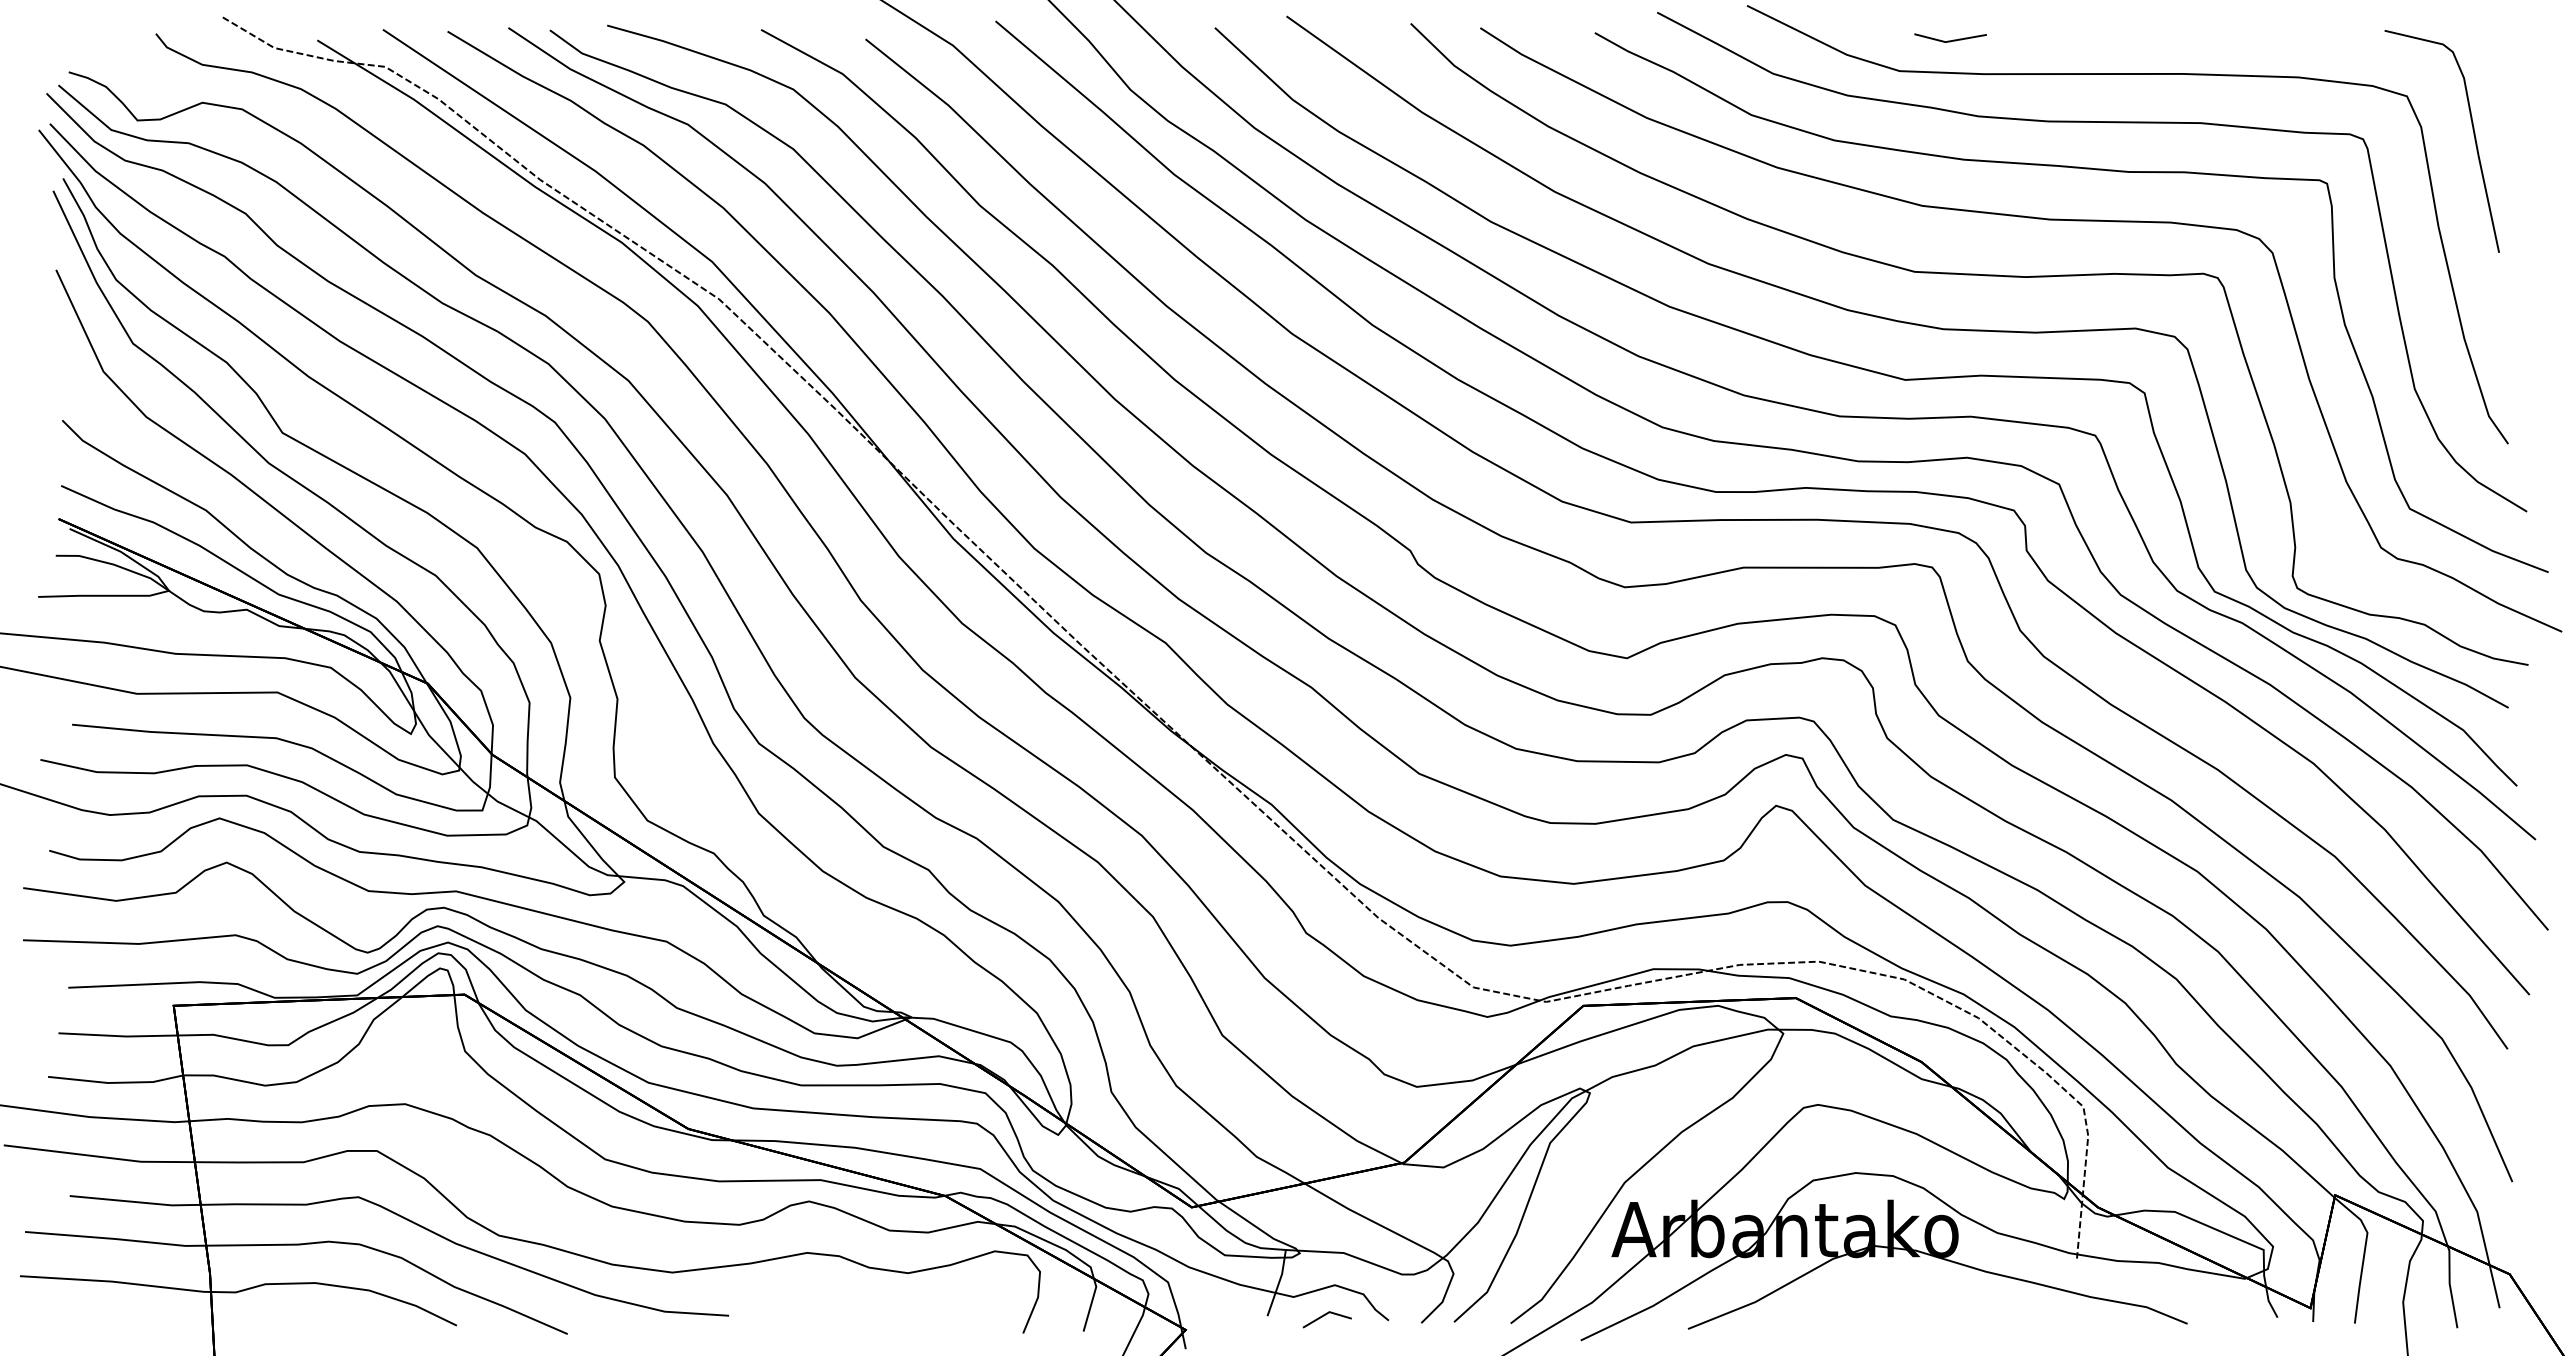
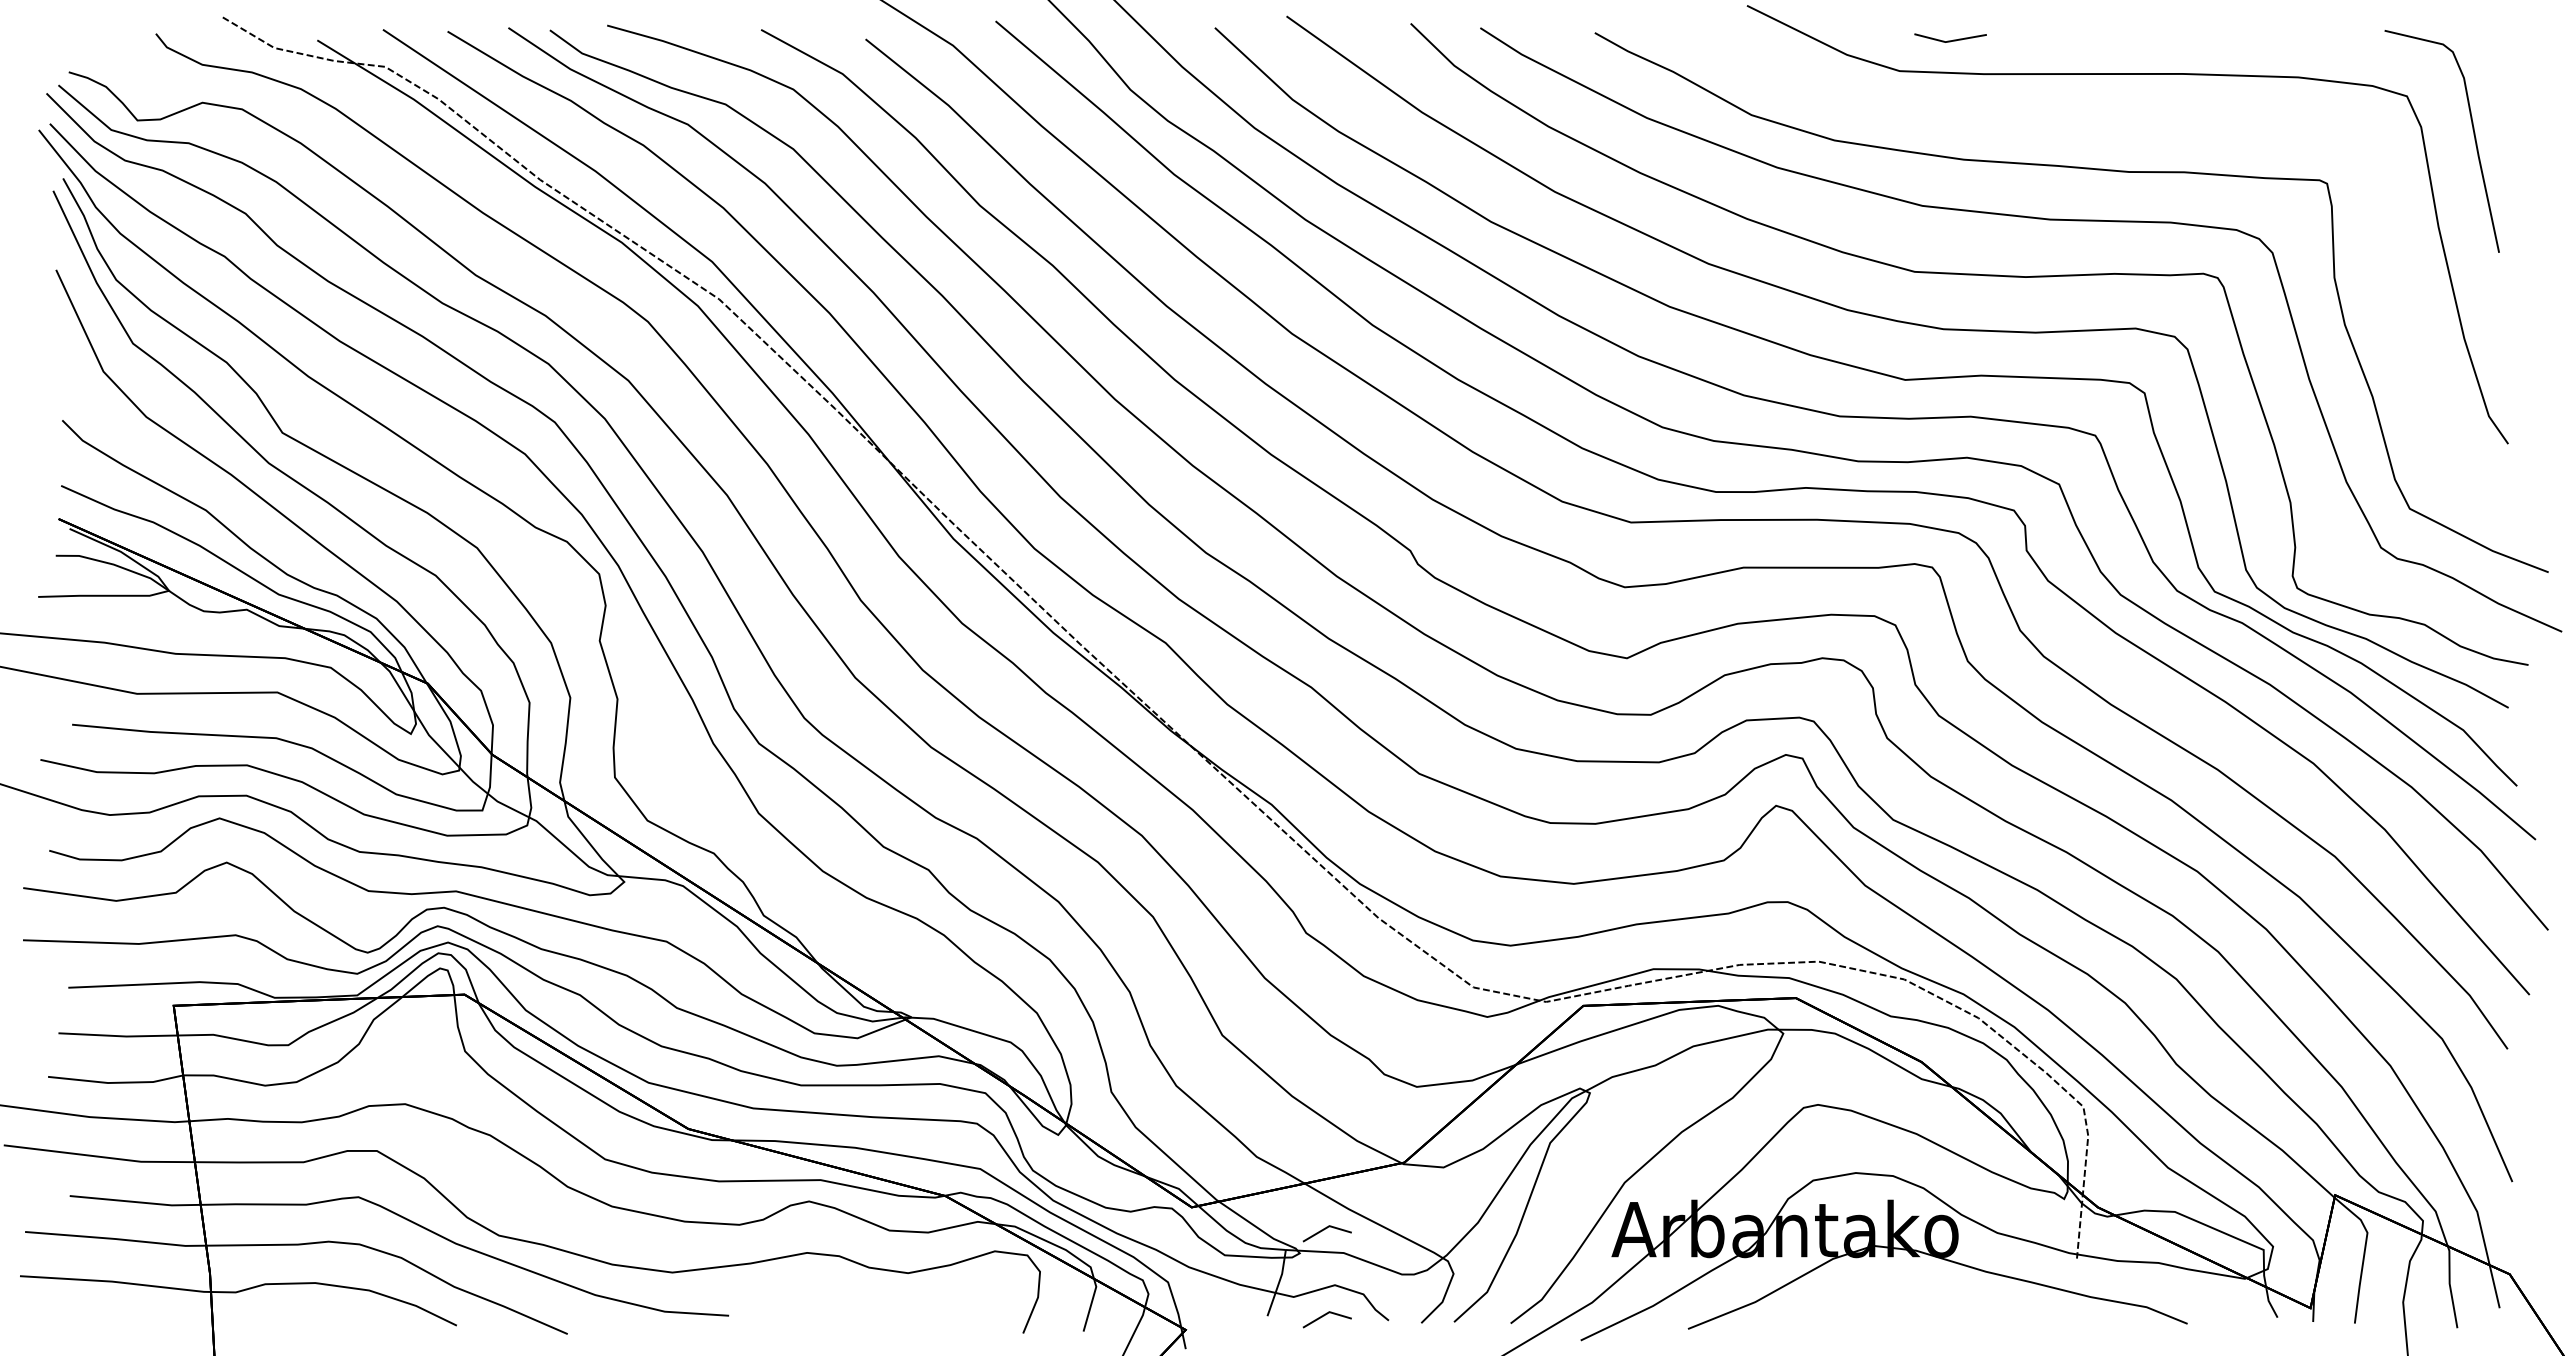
part: present -> none (2092, 122)
line: none -> present (1324, 1230)
